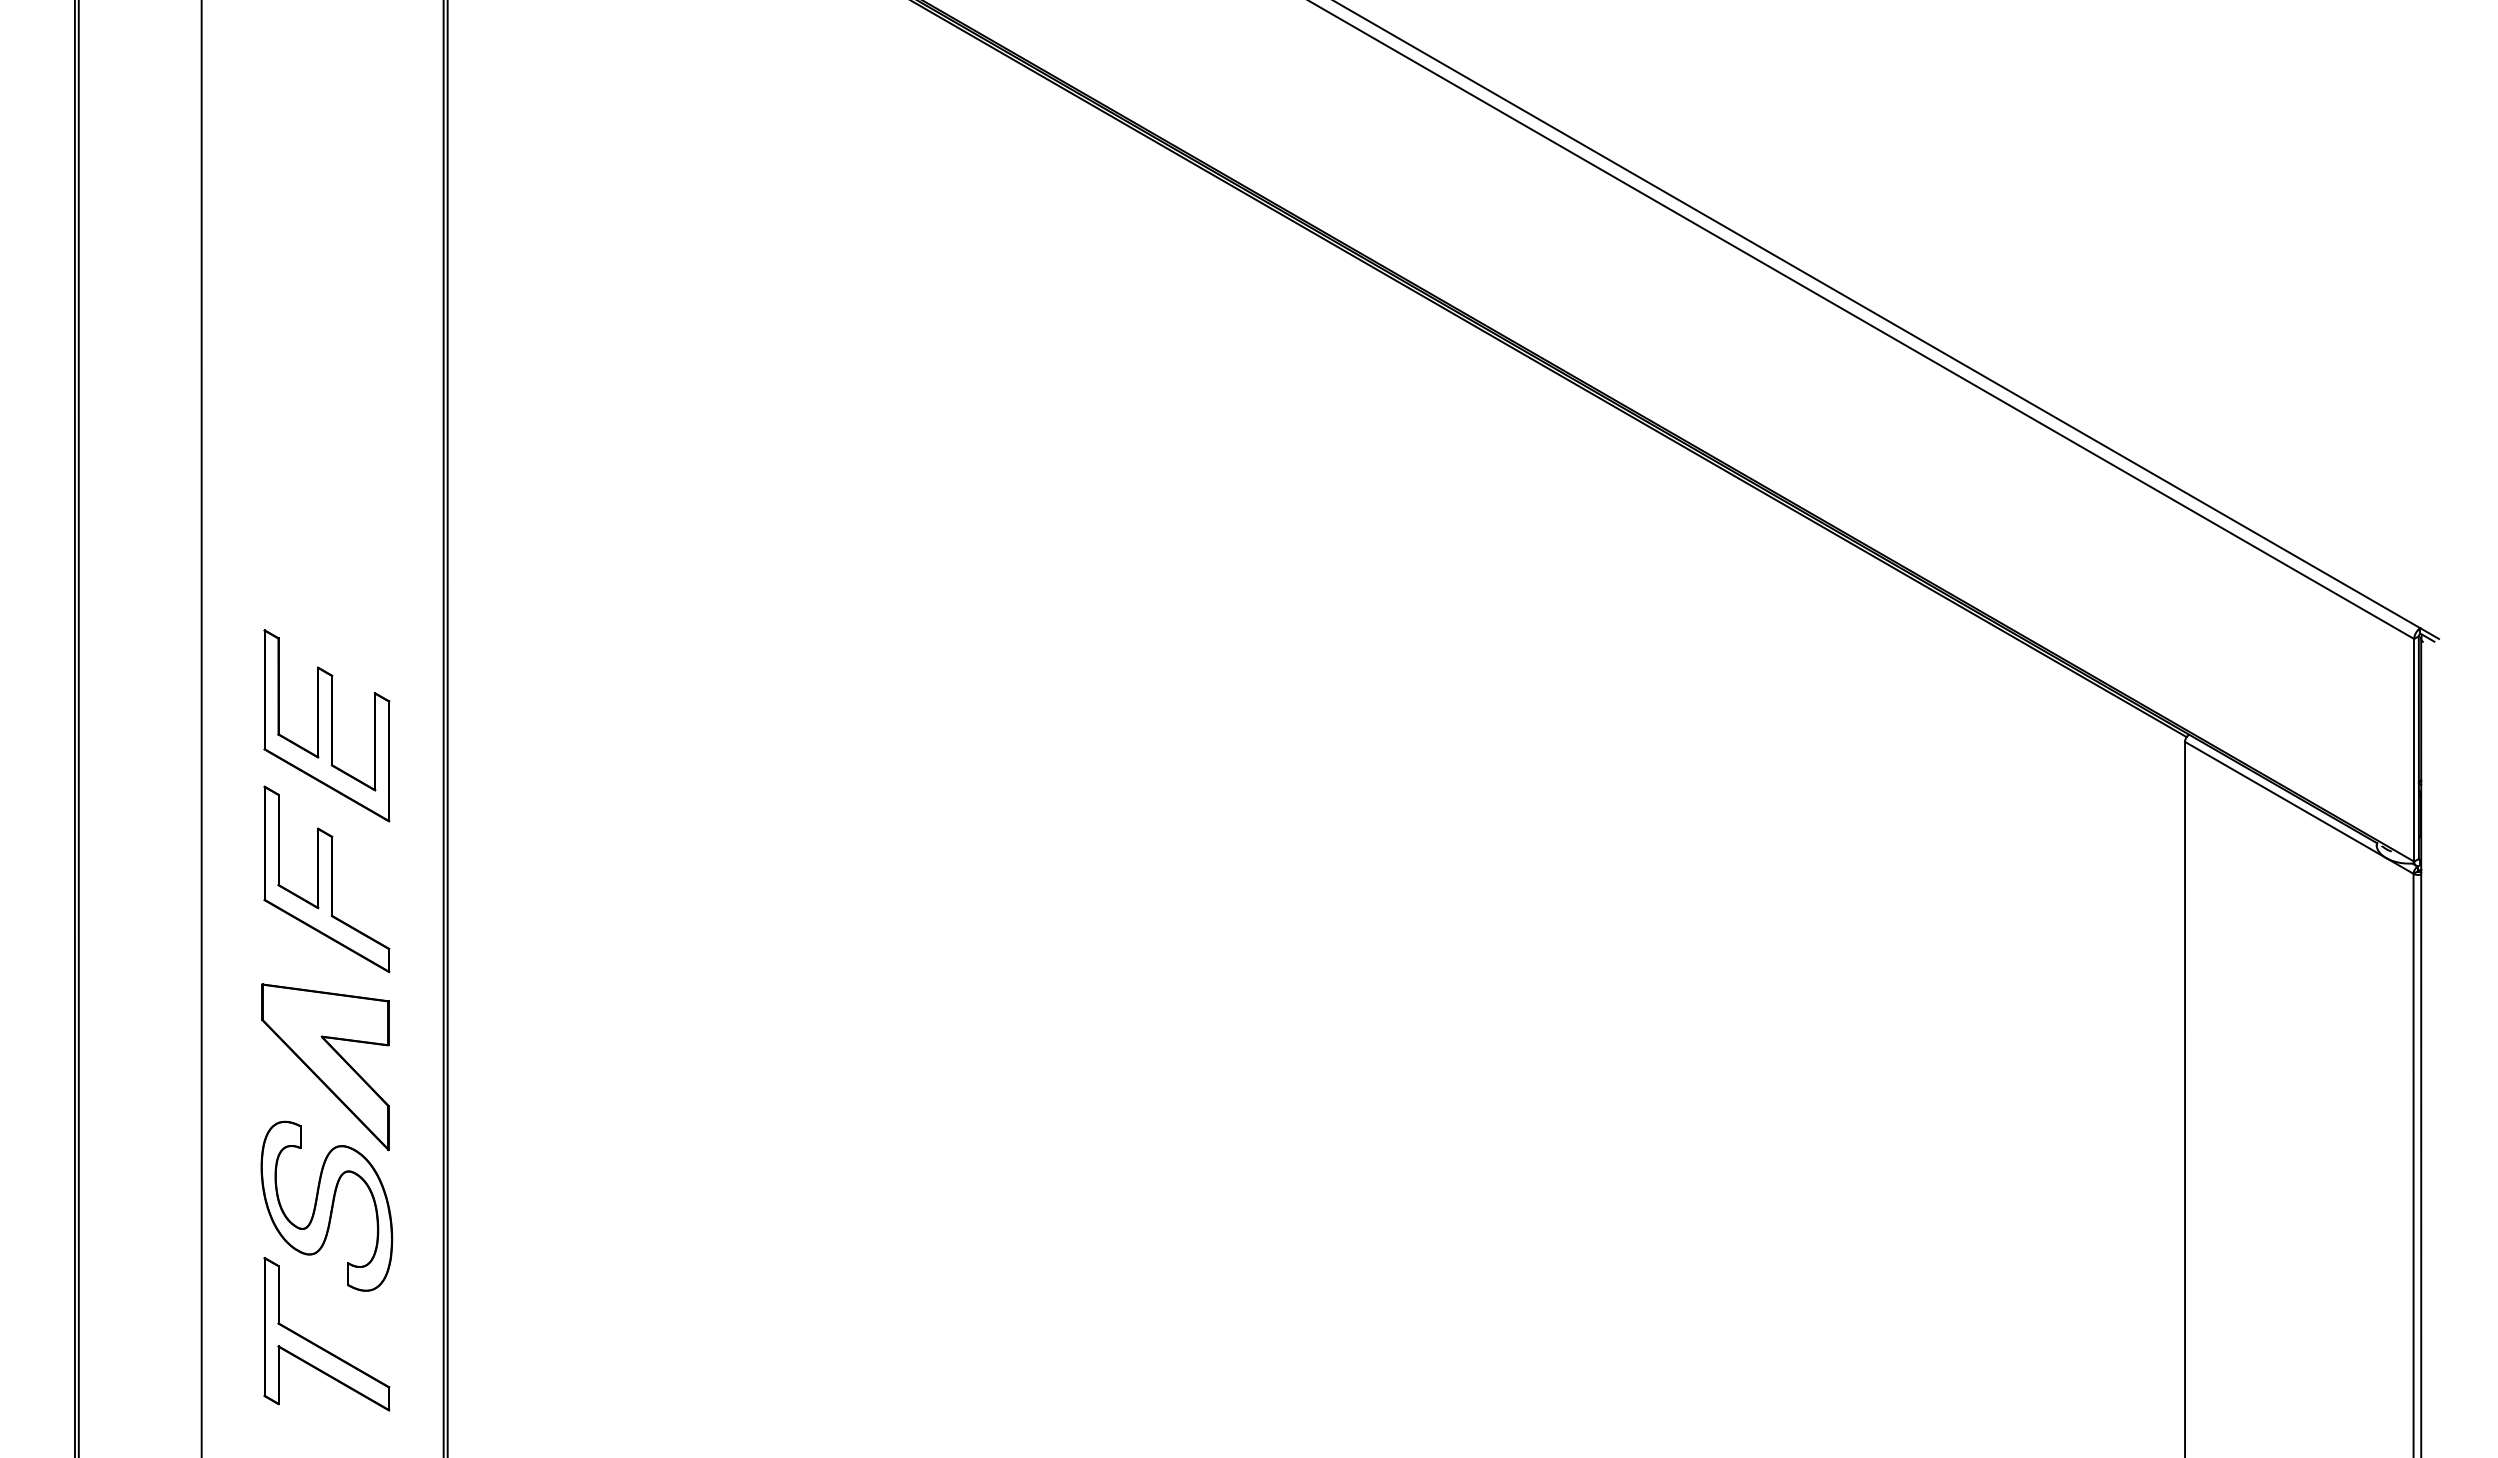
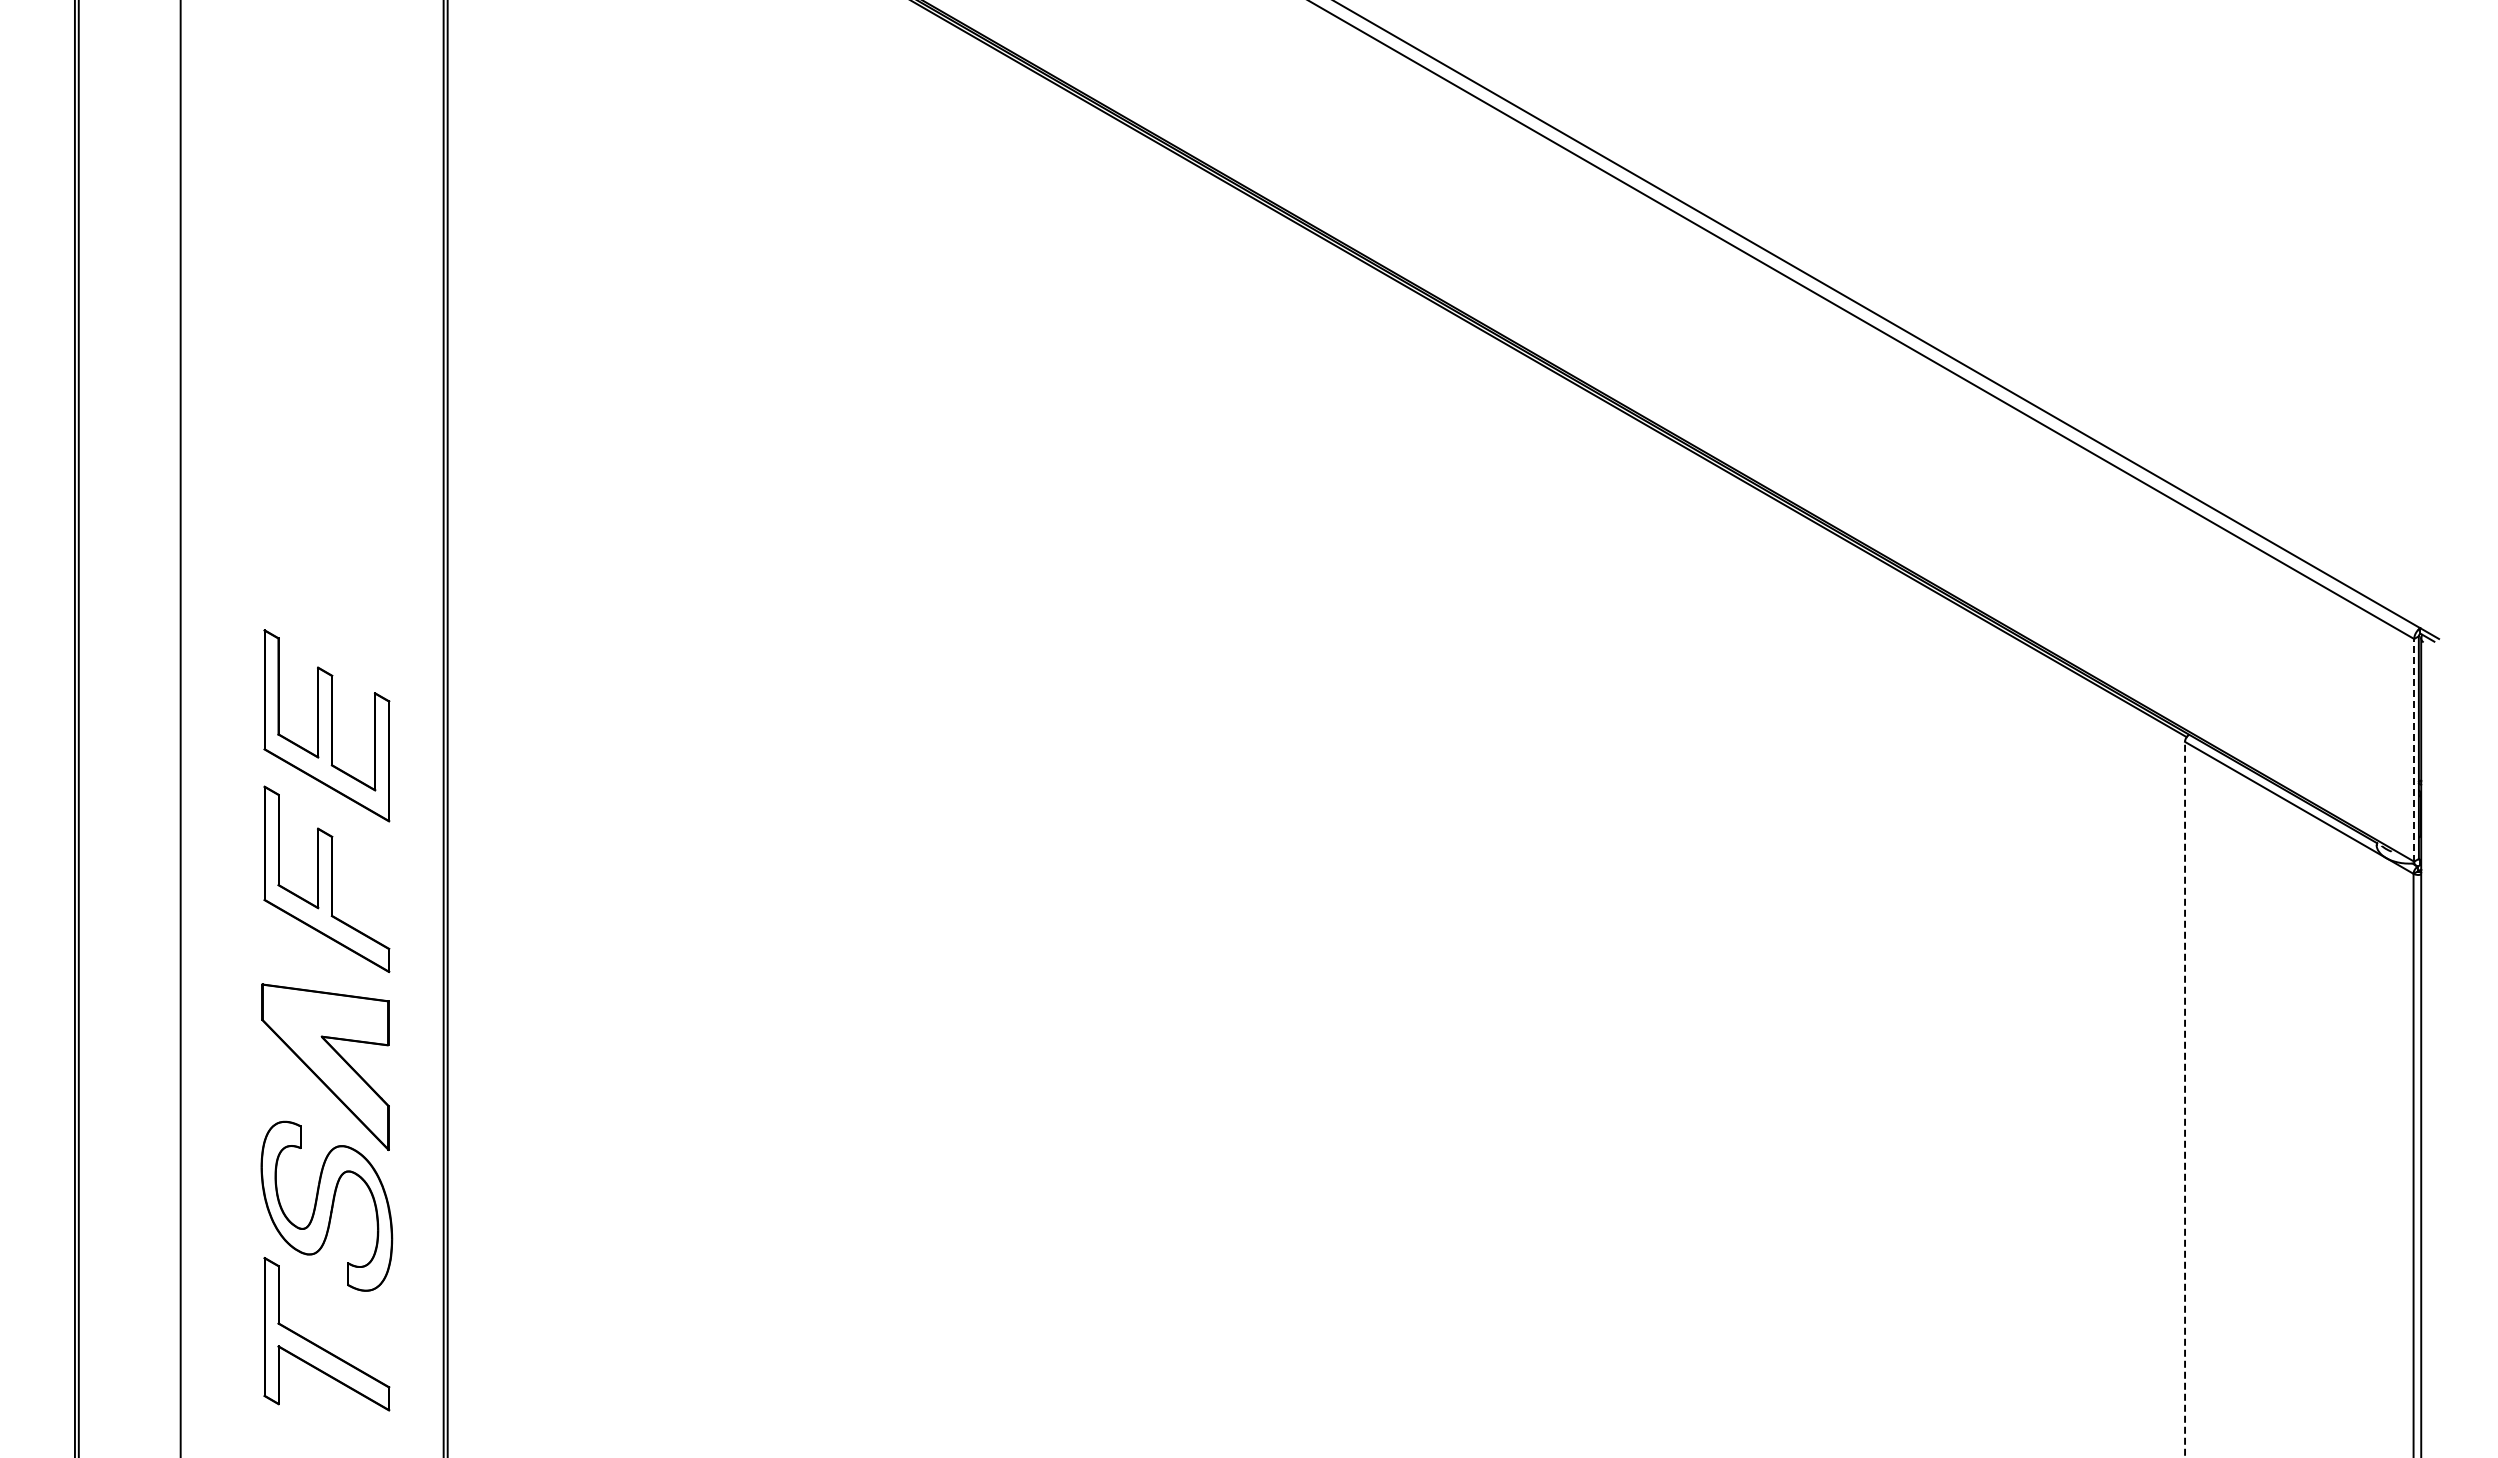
line position: (201, 728) -> (180, 728) (180, 728)
line: solid -> dashed (2414, 749)
line: solid -> dashed (2185, 1099)
